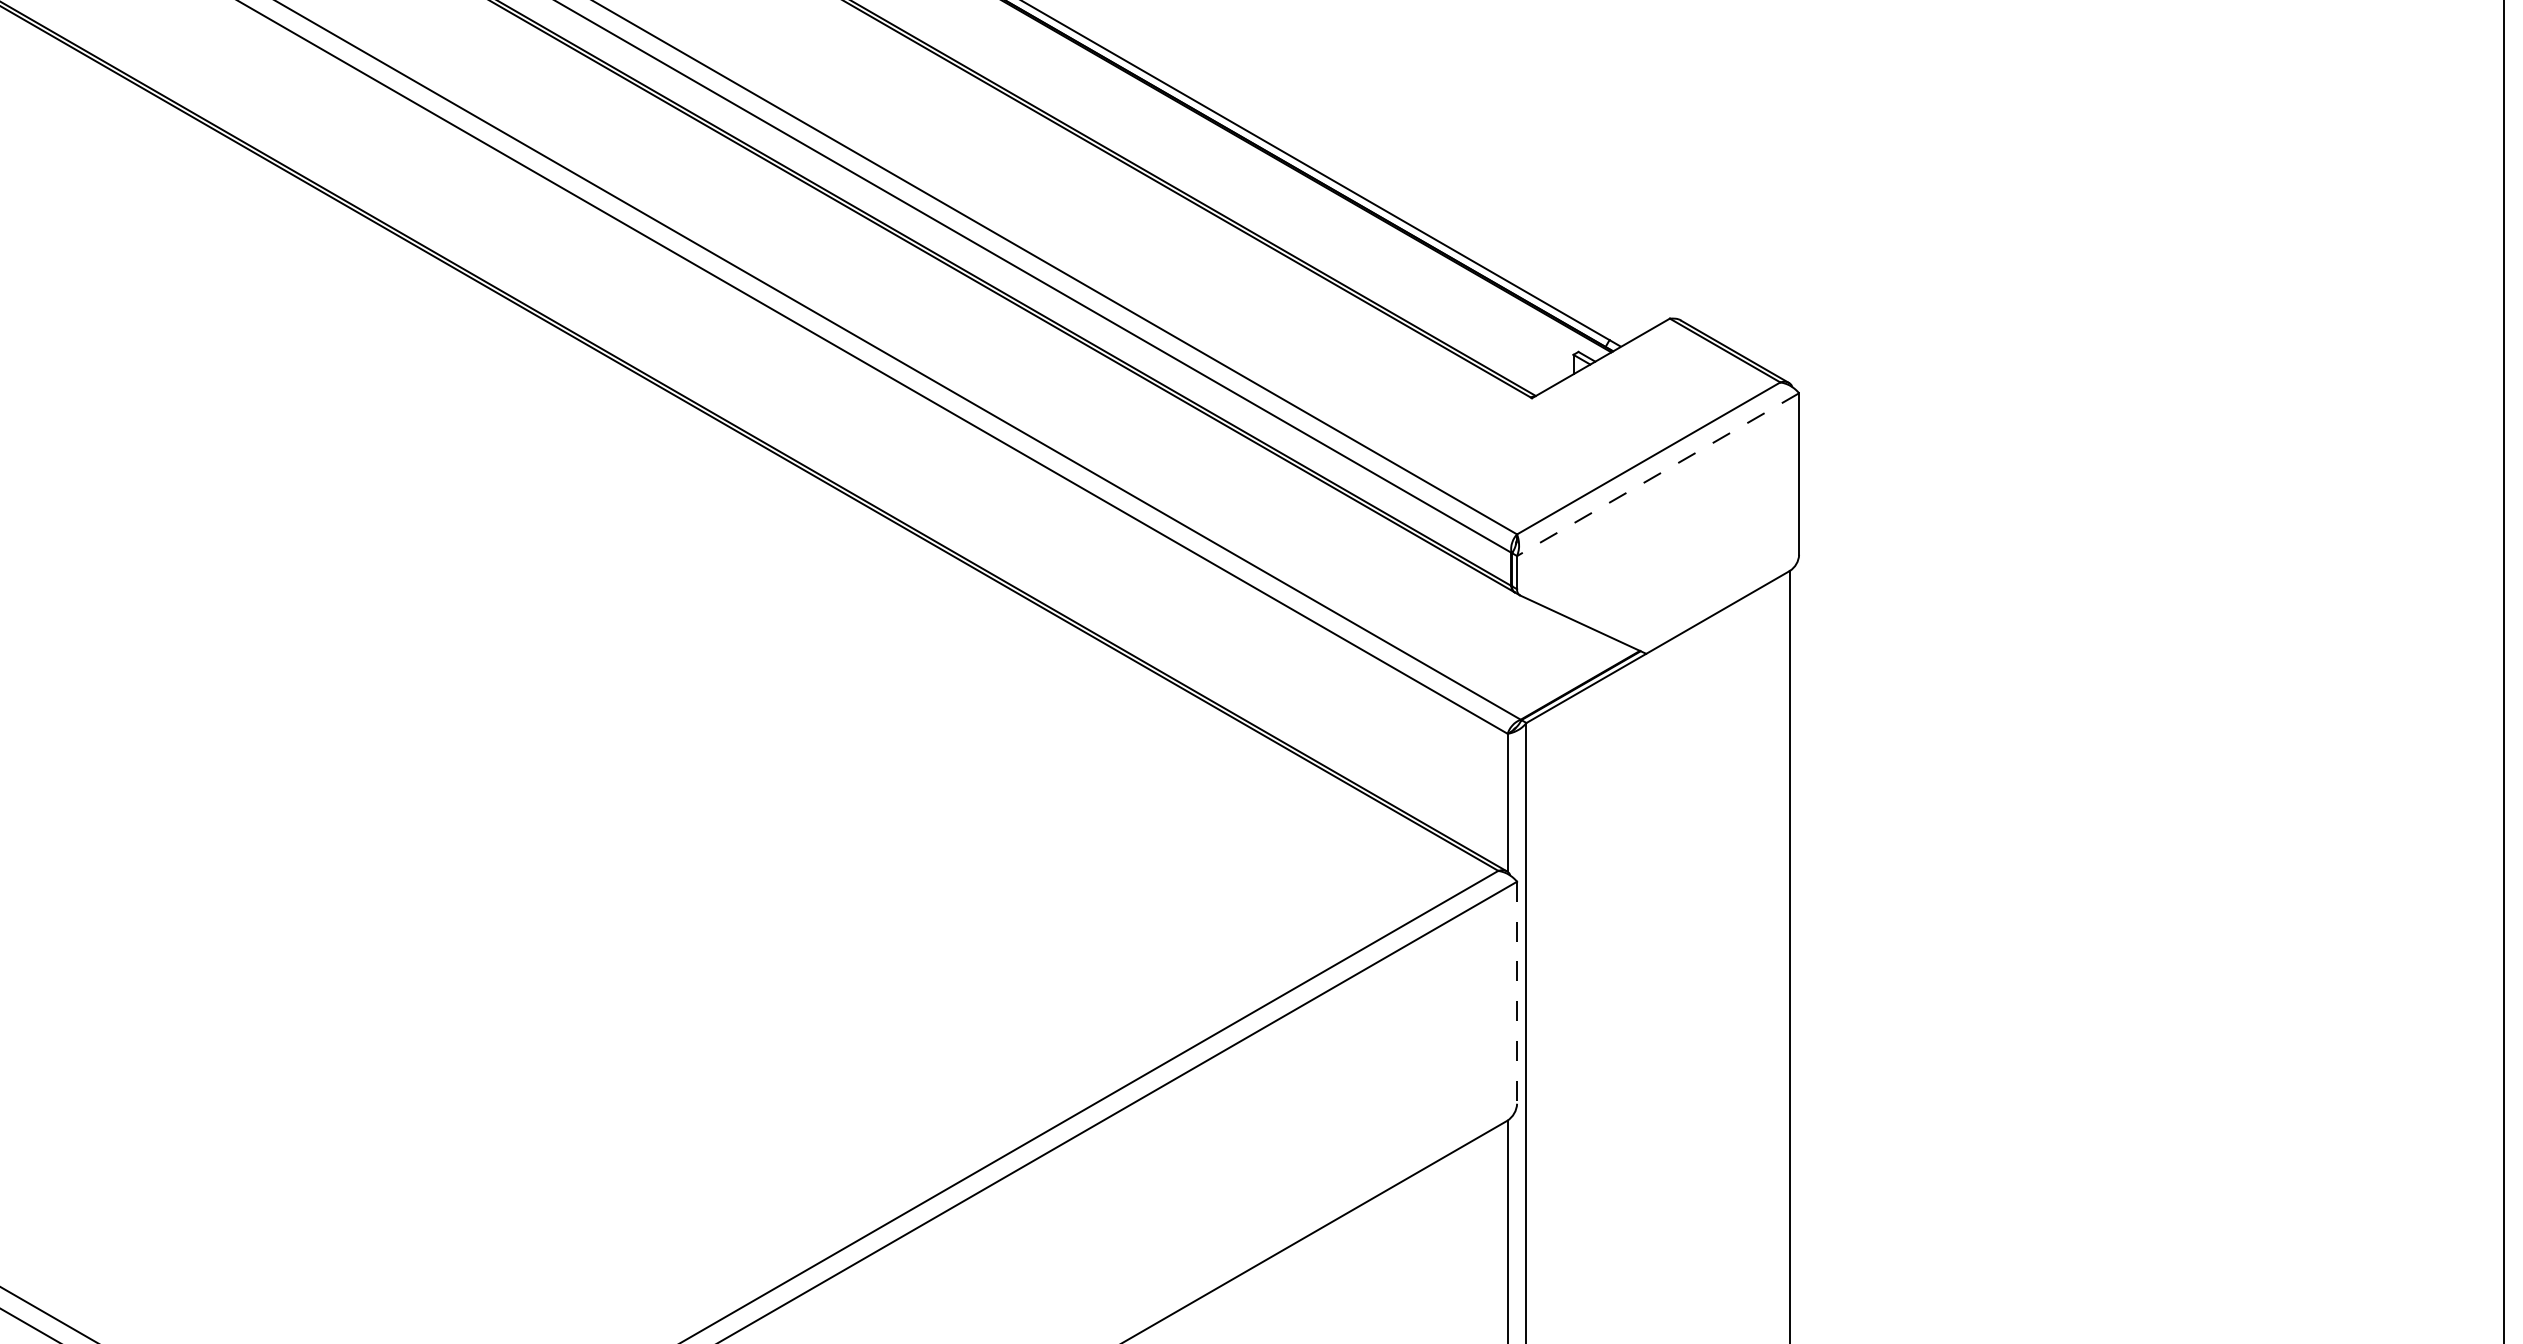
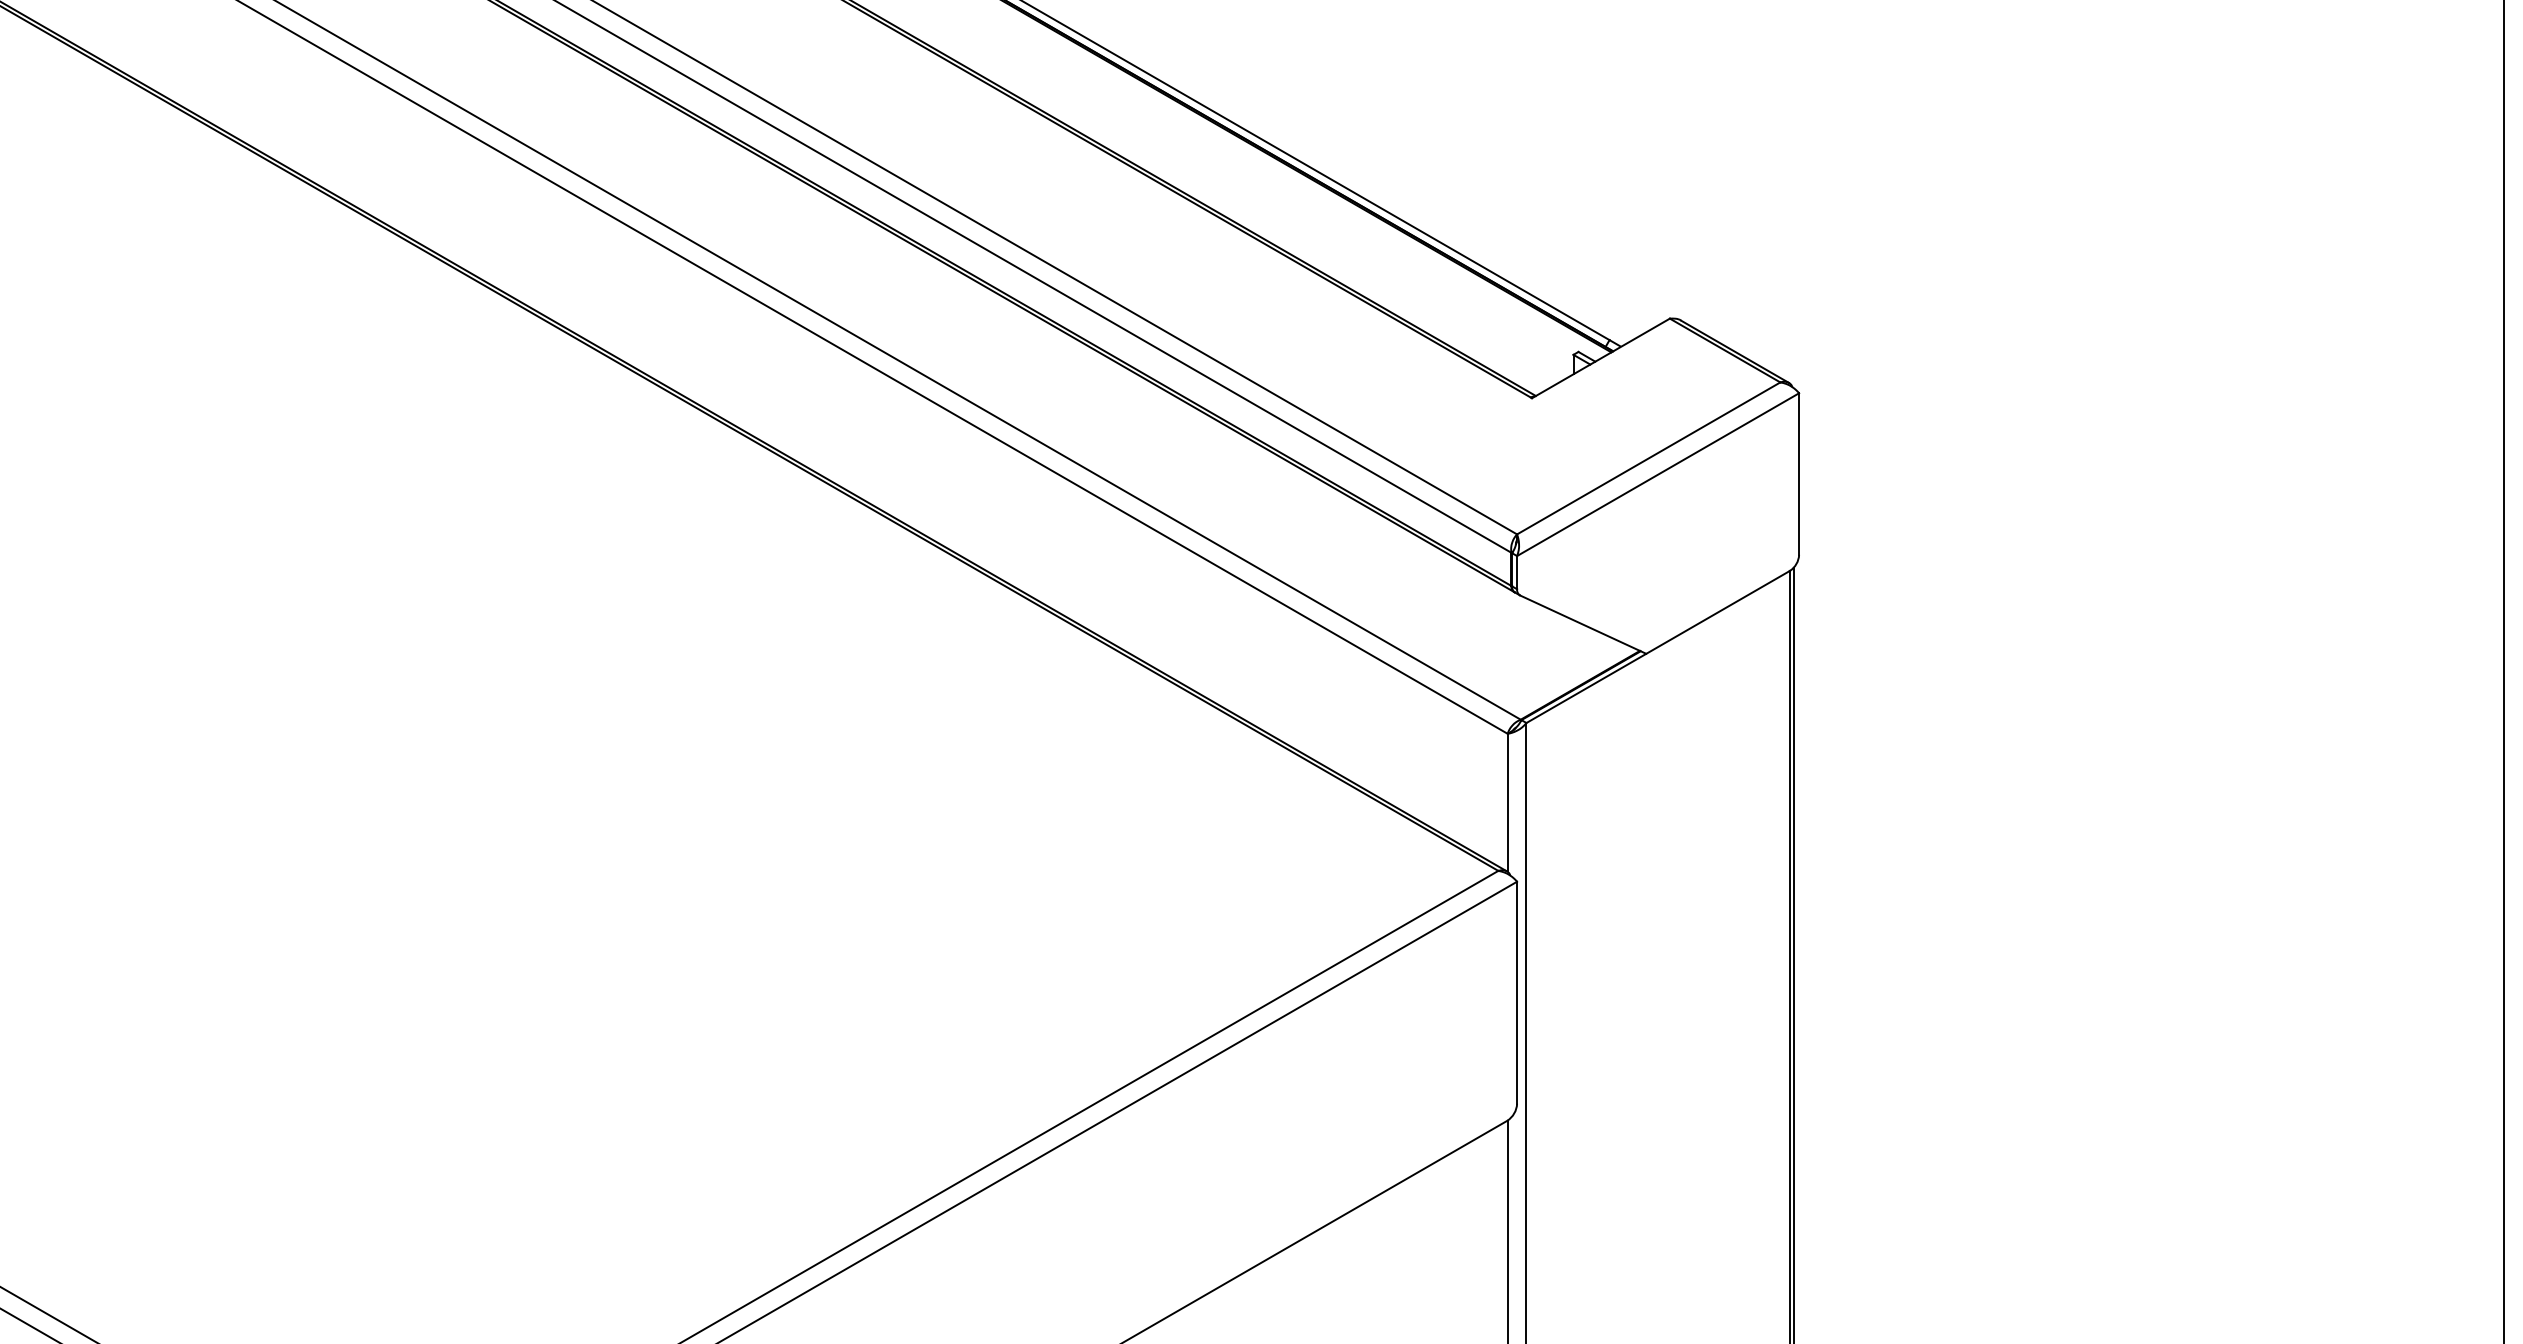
line: dashed -> solid (1658, 474)
line: none -> present (1793, 953)
line: dashed -> solid (1517, 993)
